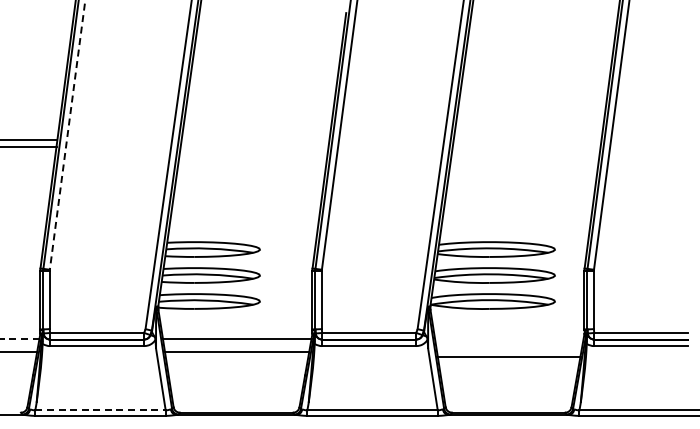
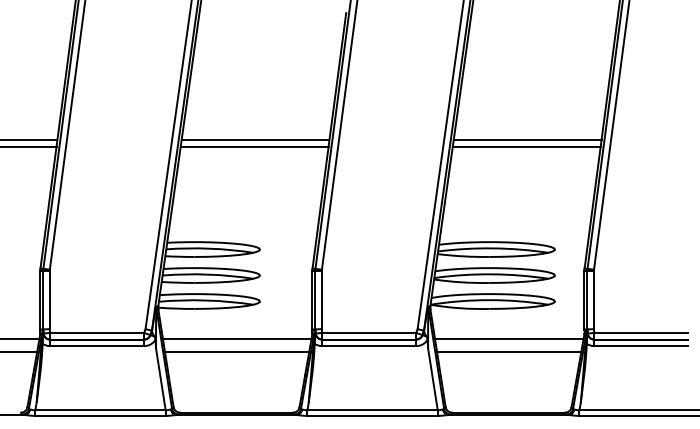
line: dashed -> solid (67, 134)
line: none -> present (255, 140)
line: none -> present (527, 140)
line: none -> present (254, 146)
line: none -> present (526, 146)
line: dashed -> solid (19, 338)
line: none -> present (508, 338)
line position: (509, 356) -> (509, 351) (509, 351)
line: dashed -> solid (101, 410)
